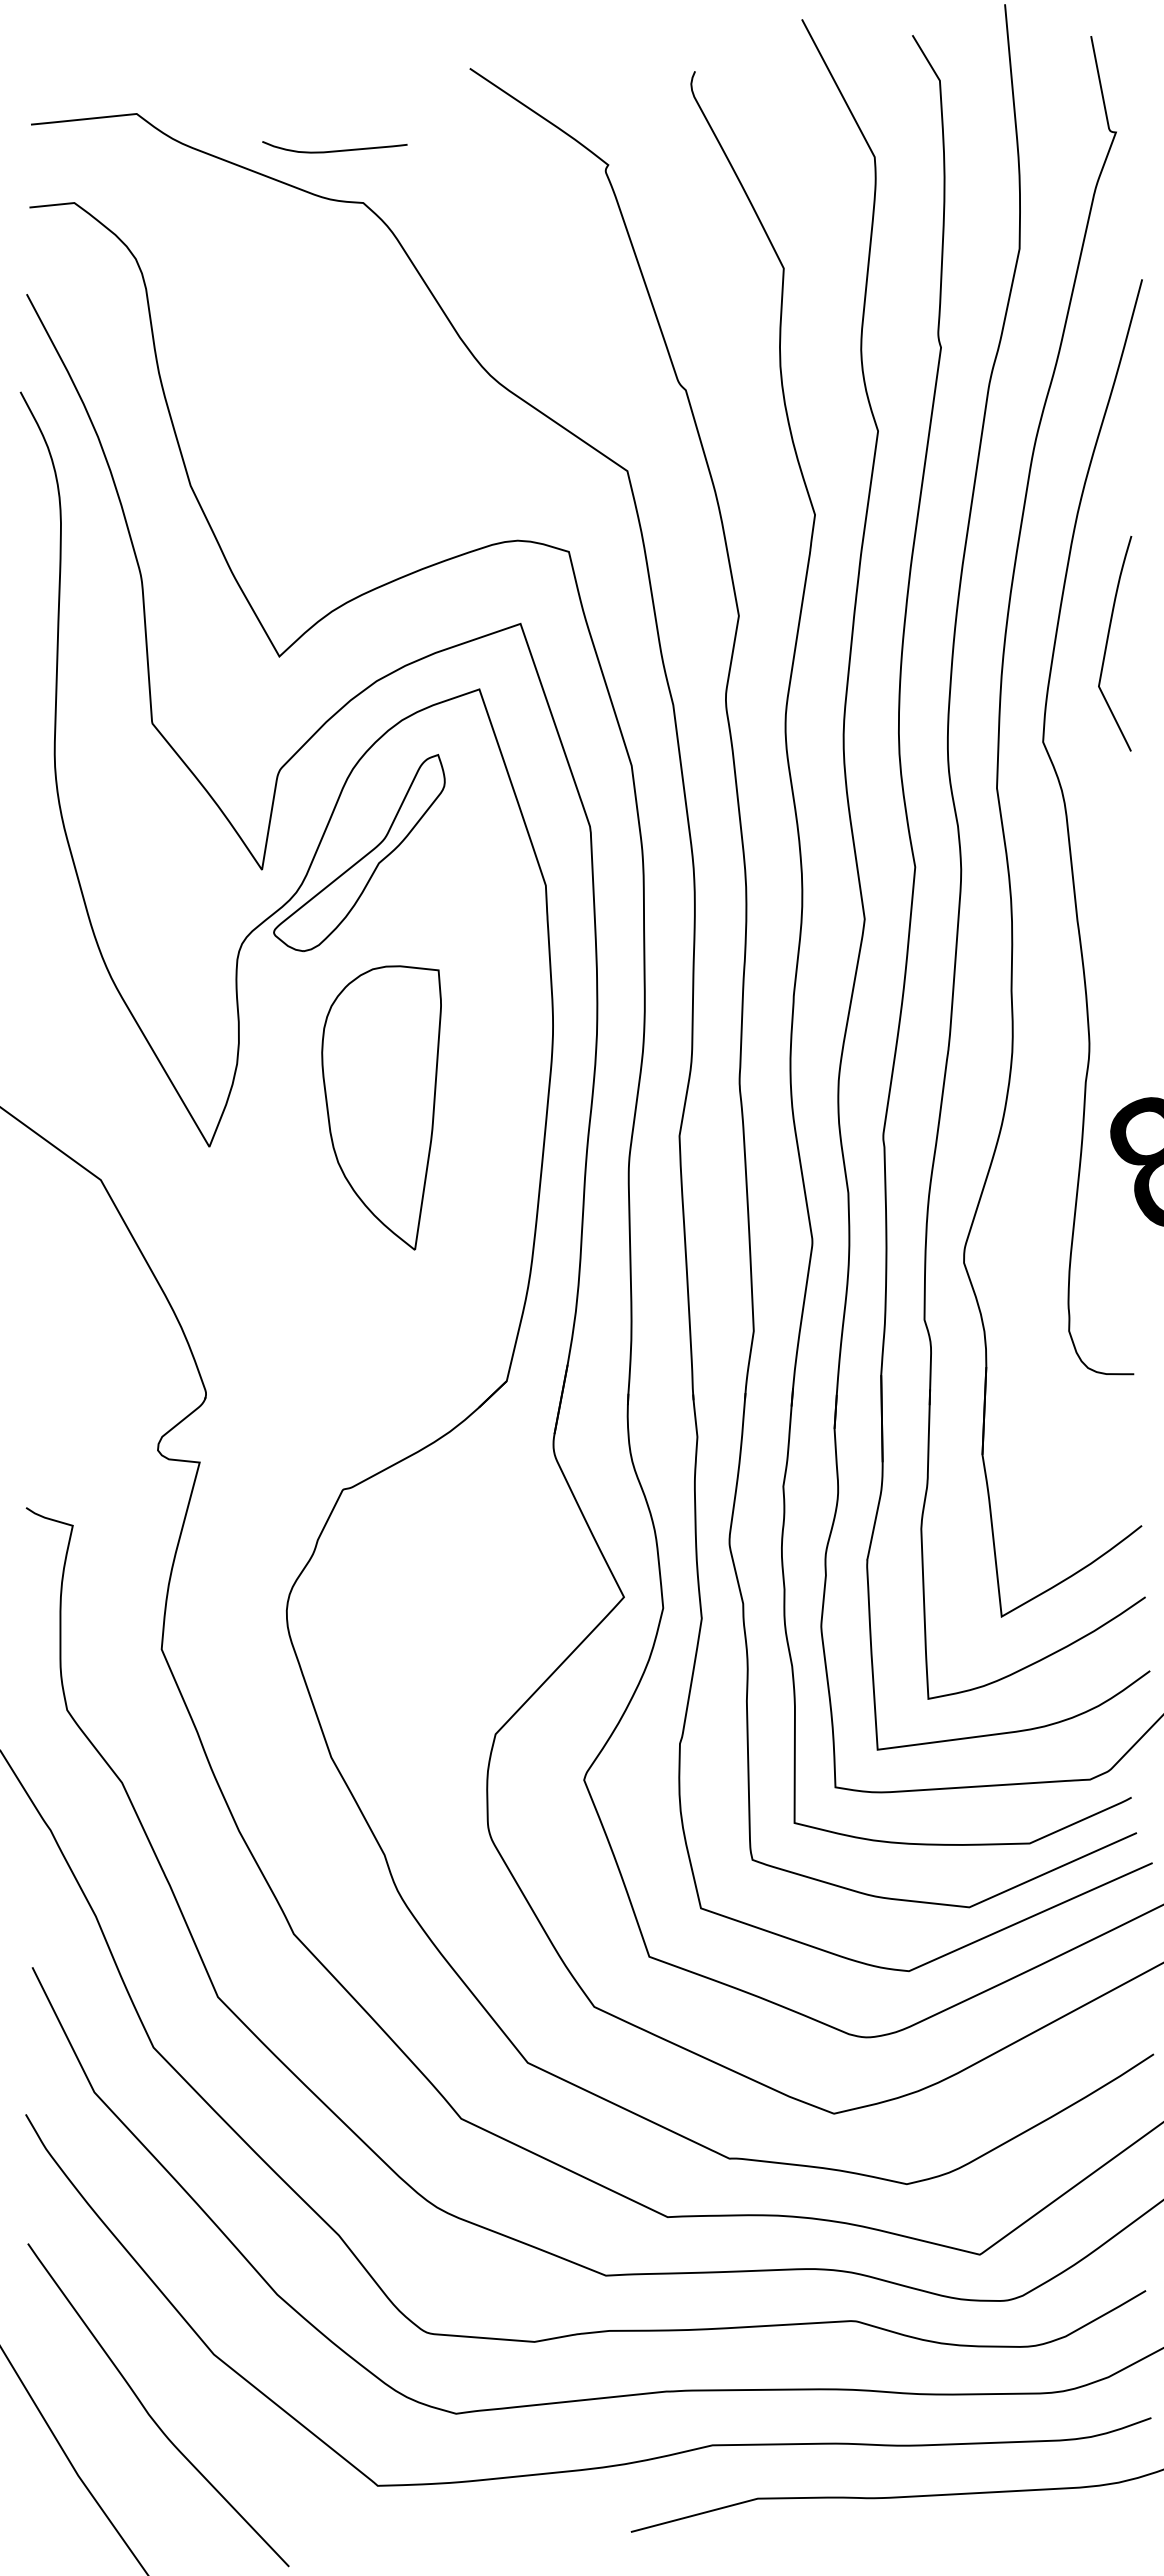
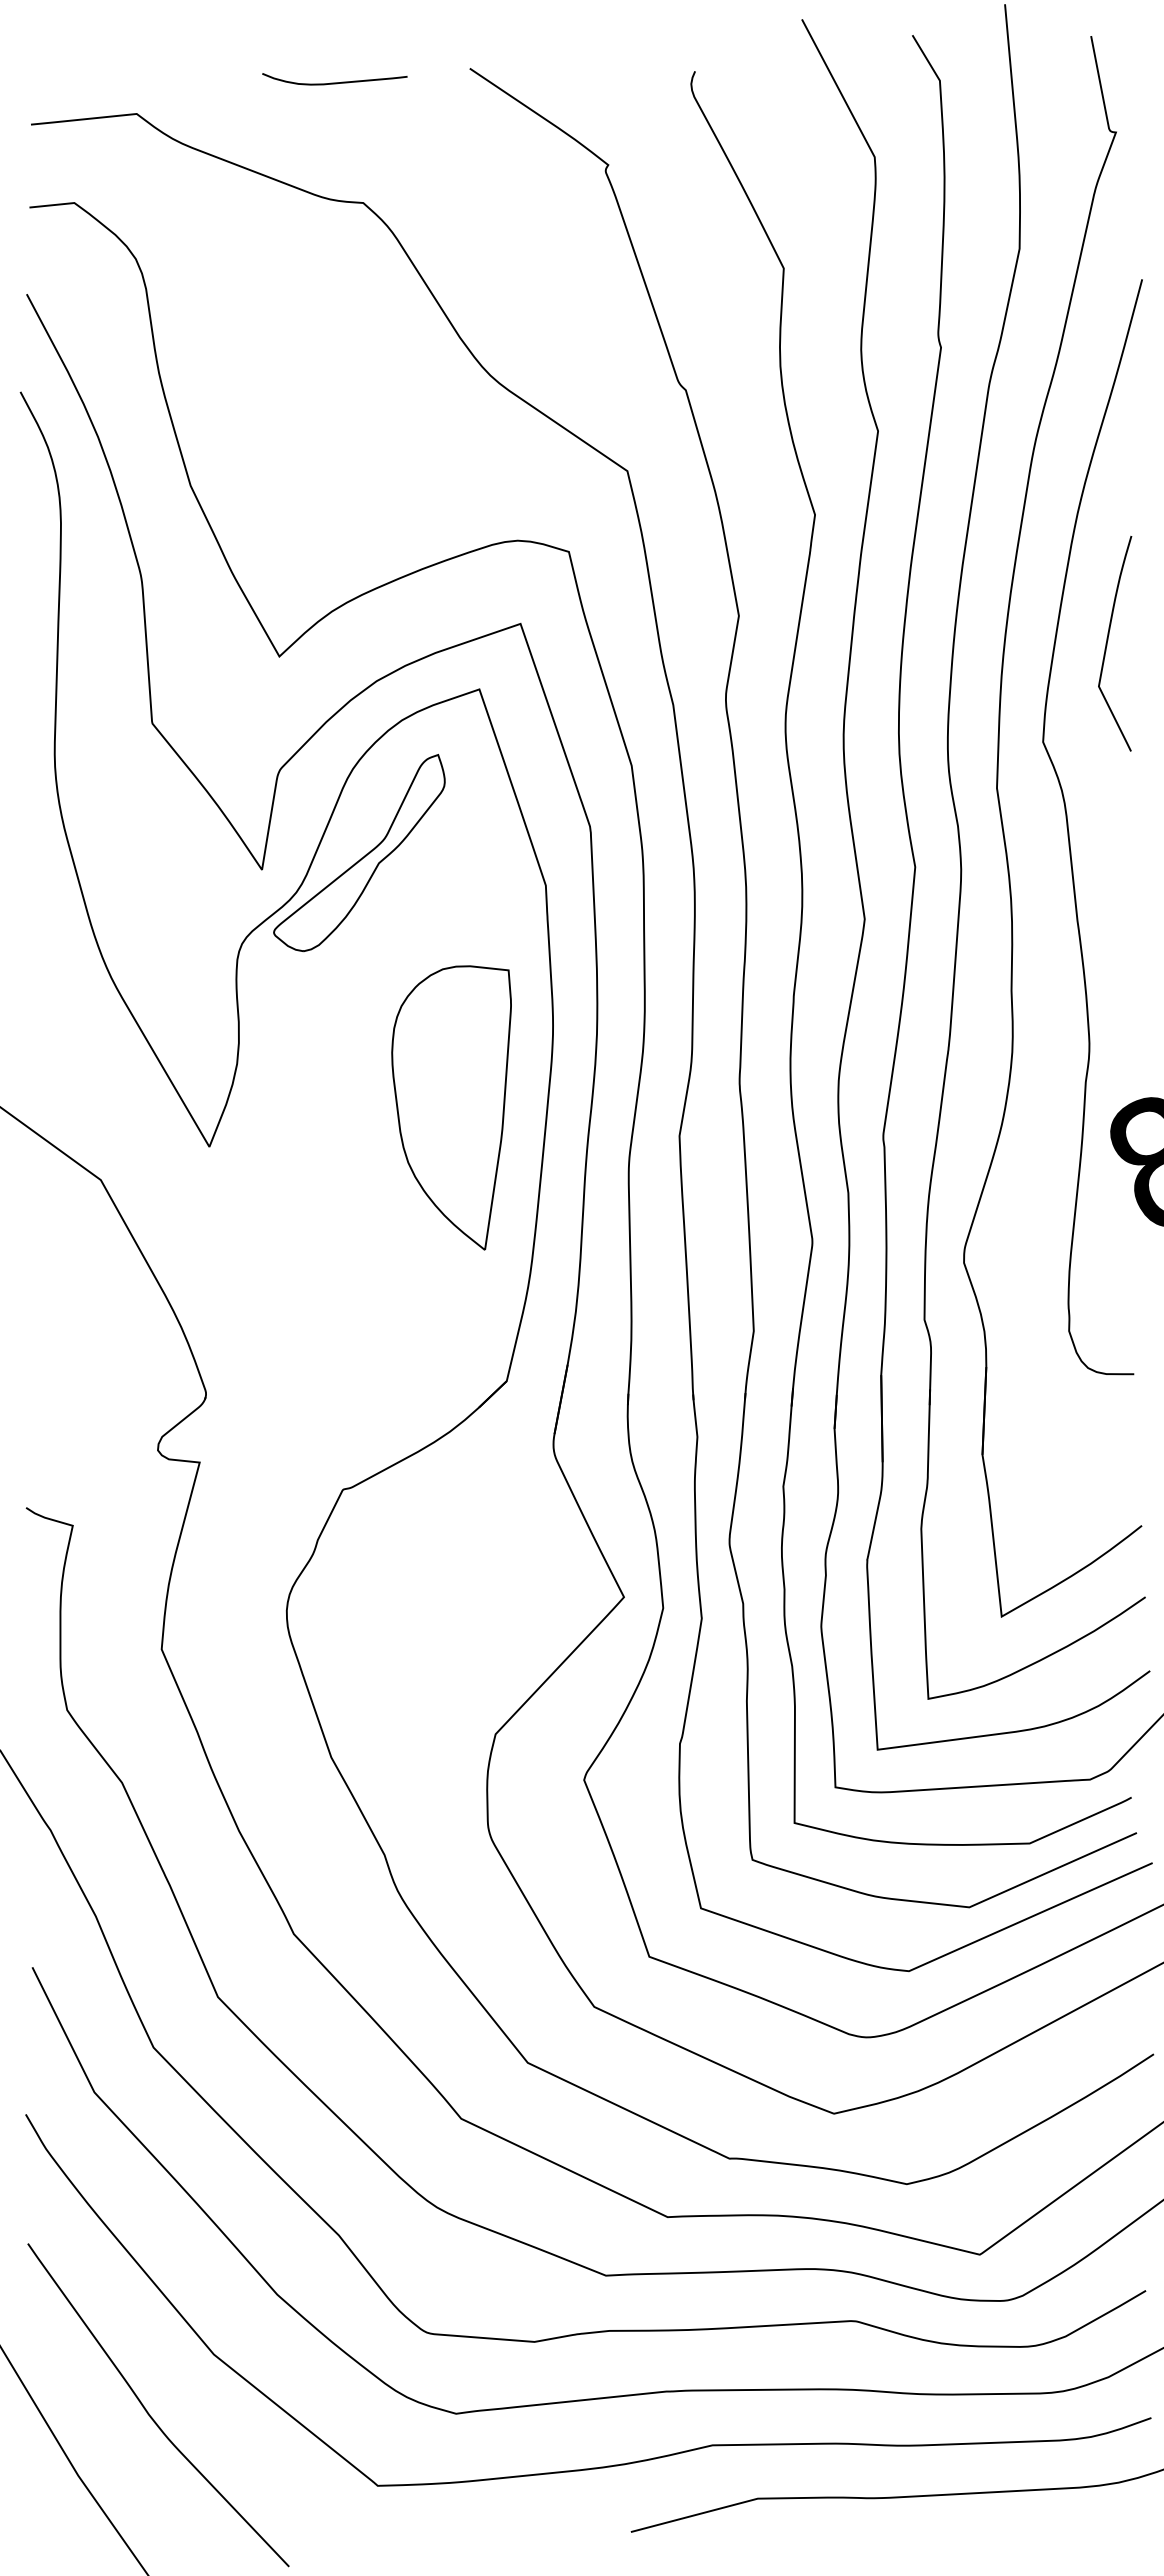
curve position: (334, 150) -> (334, 82) (334, 82)
part position: (381, 1107) -> (451, 1107) (451, 1107)
